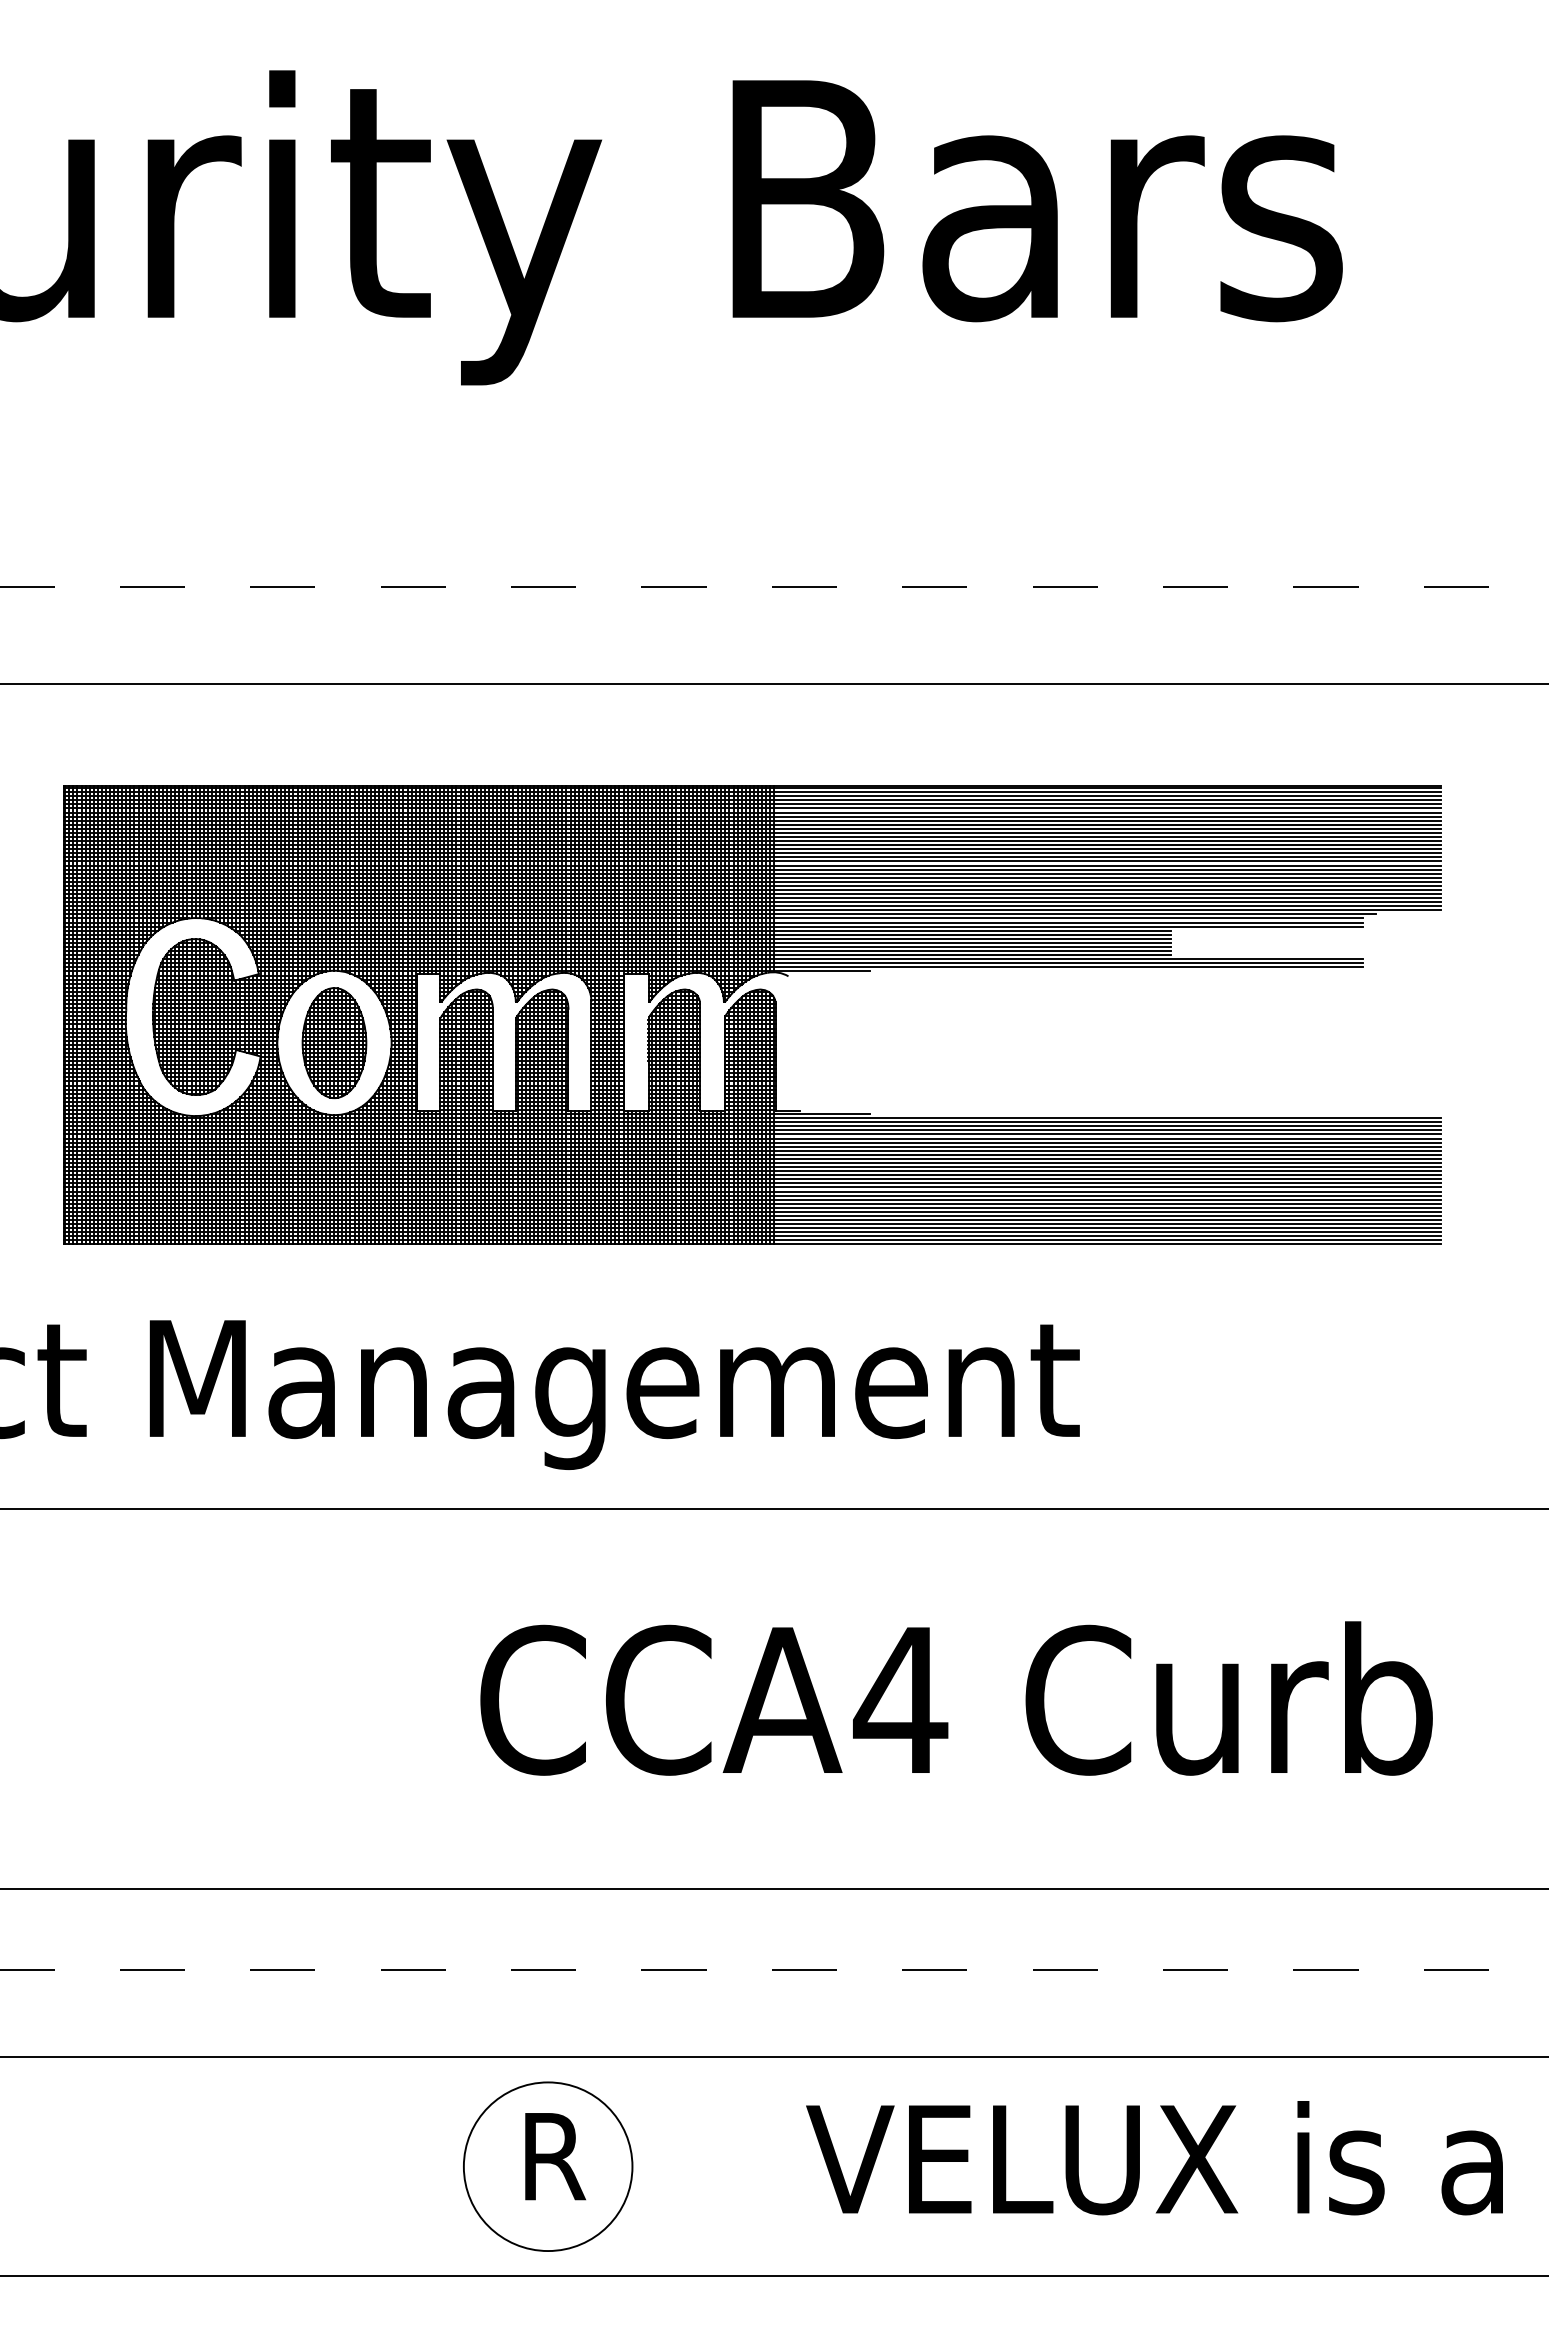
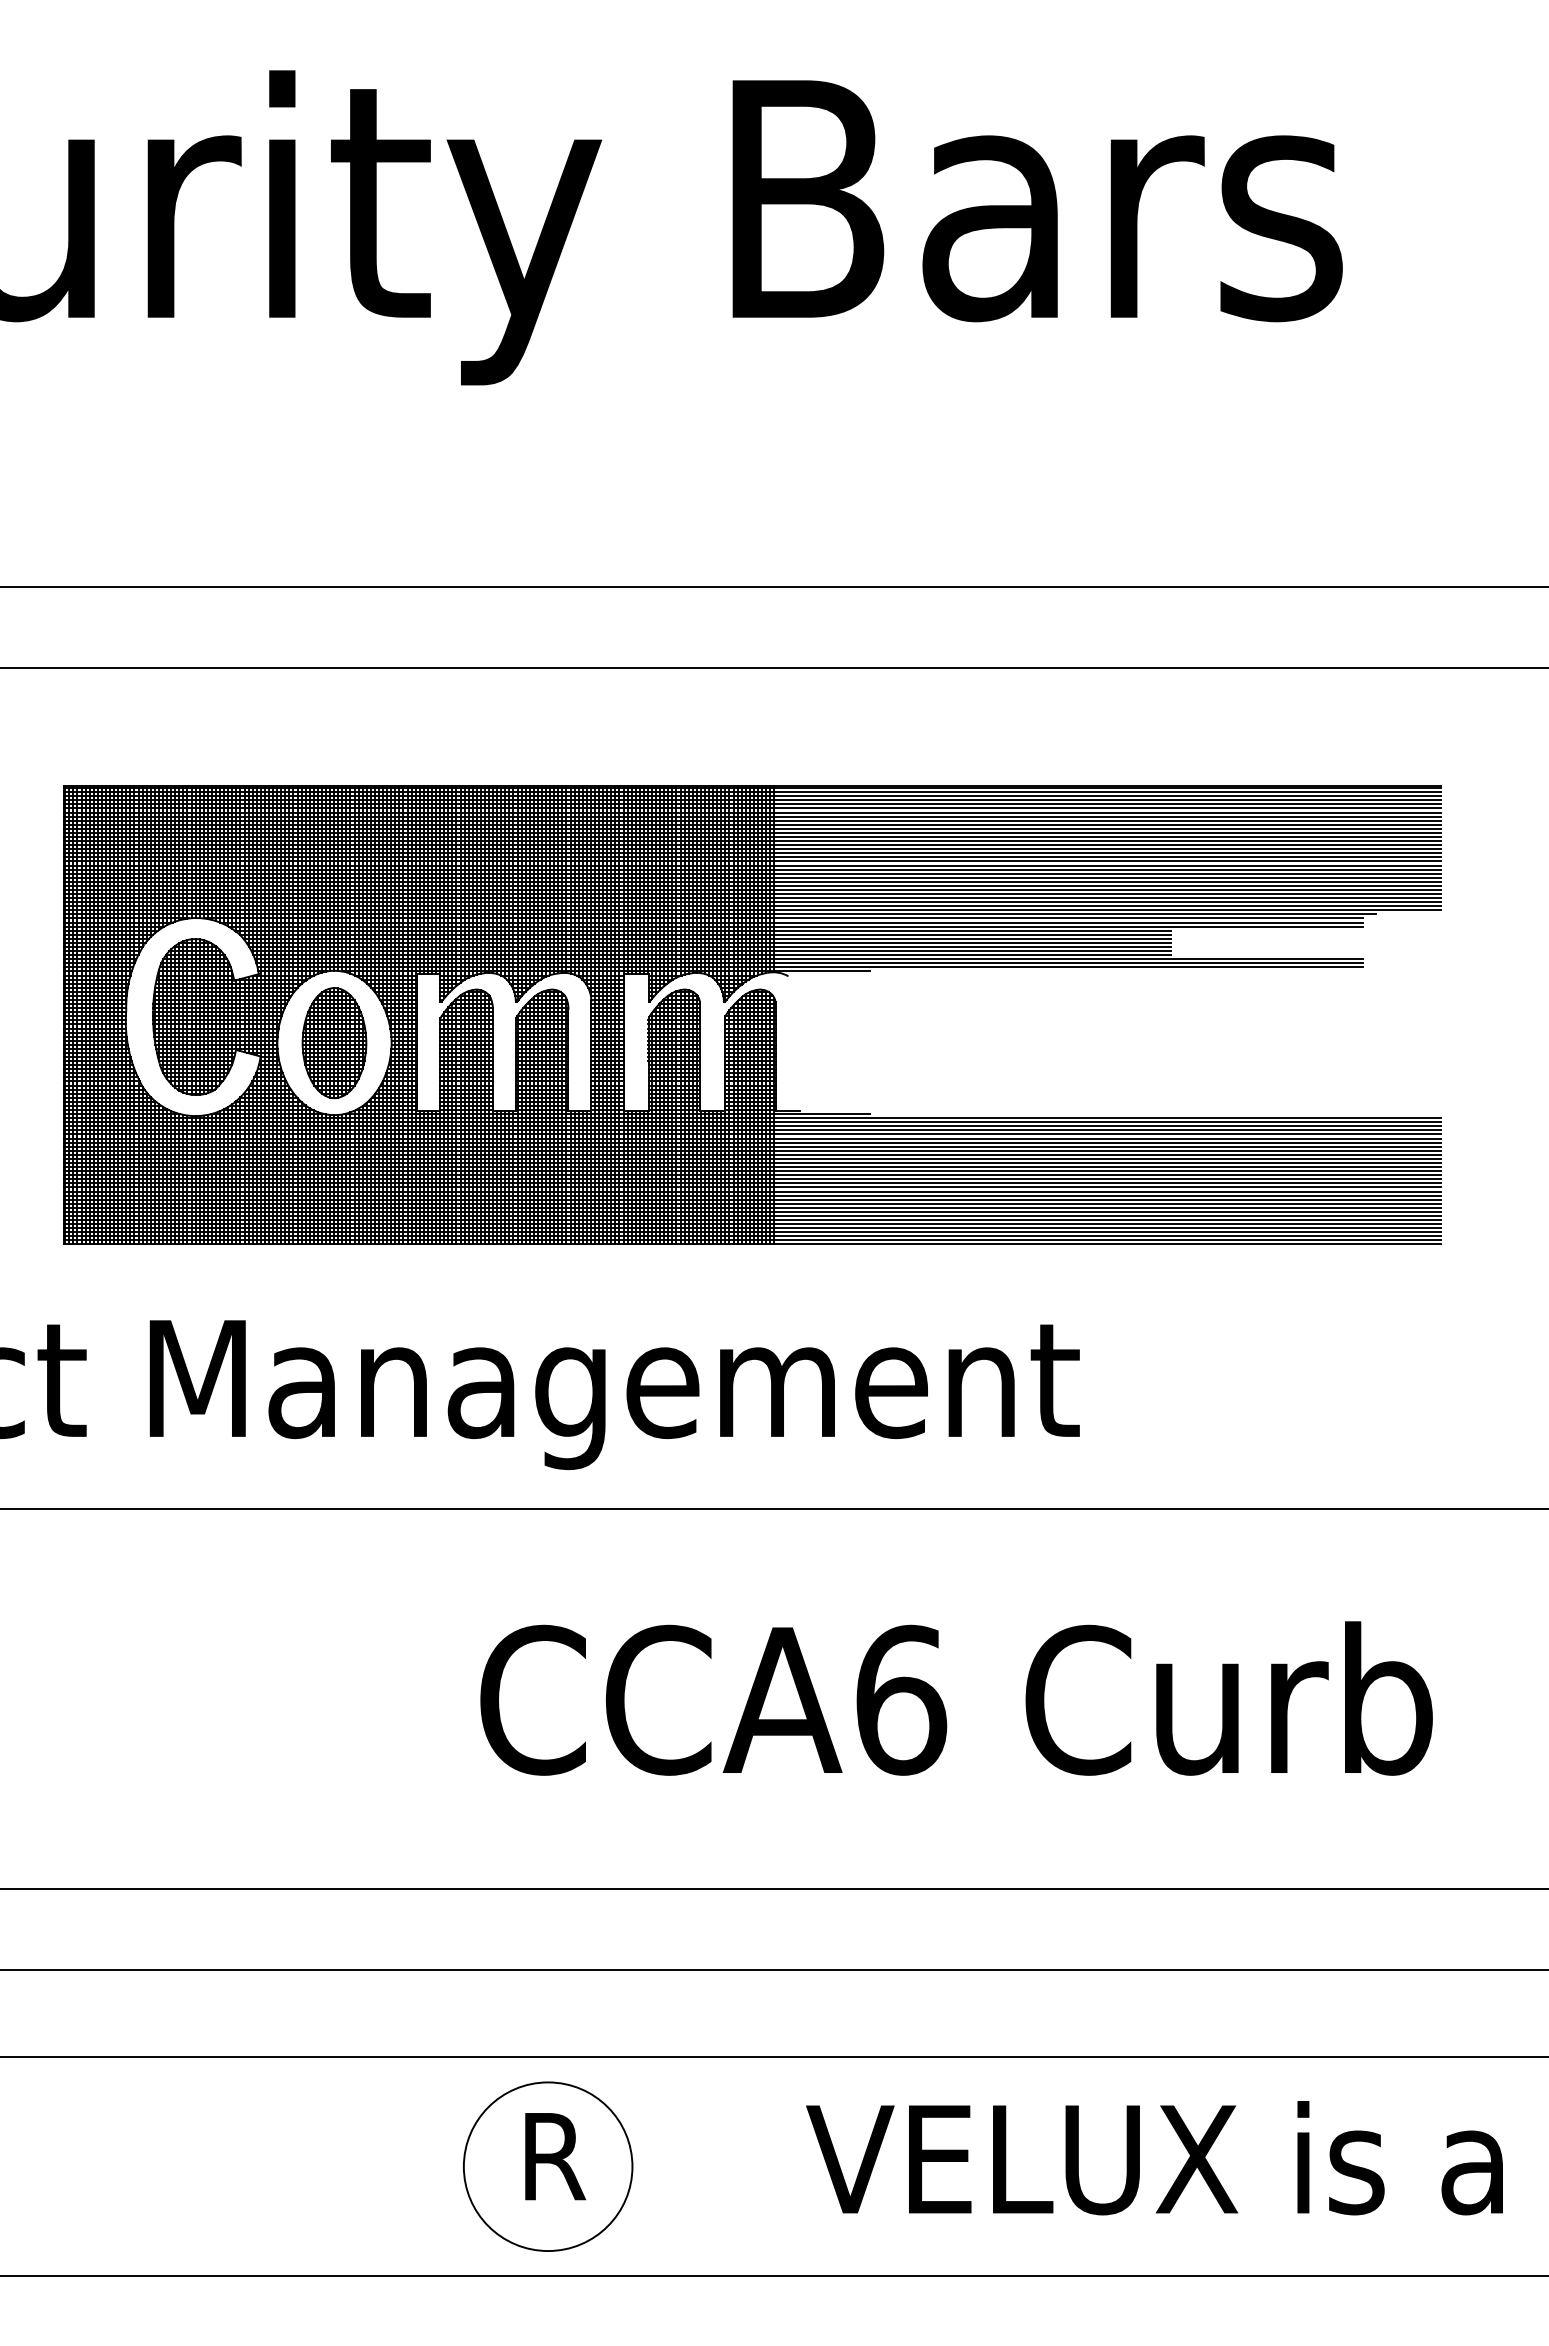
line: dashed -> solid (774, 586)
line position: (773, 683) -> (773, 667) (773, 667)
text: CCA4 -> CCA6 (900, 1699)
line: dashed -> solid (774, 1969)
